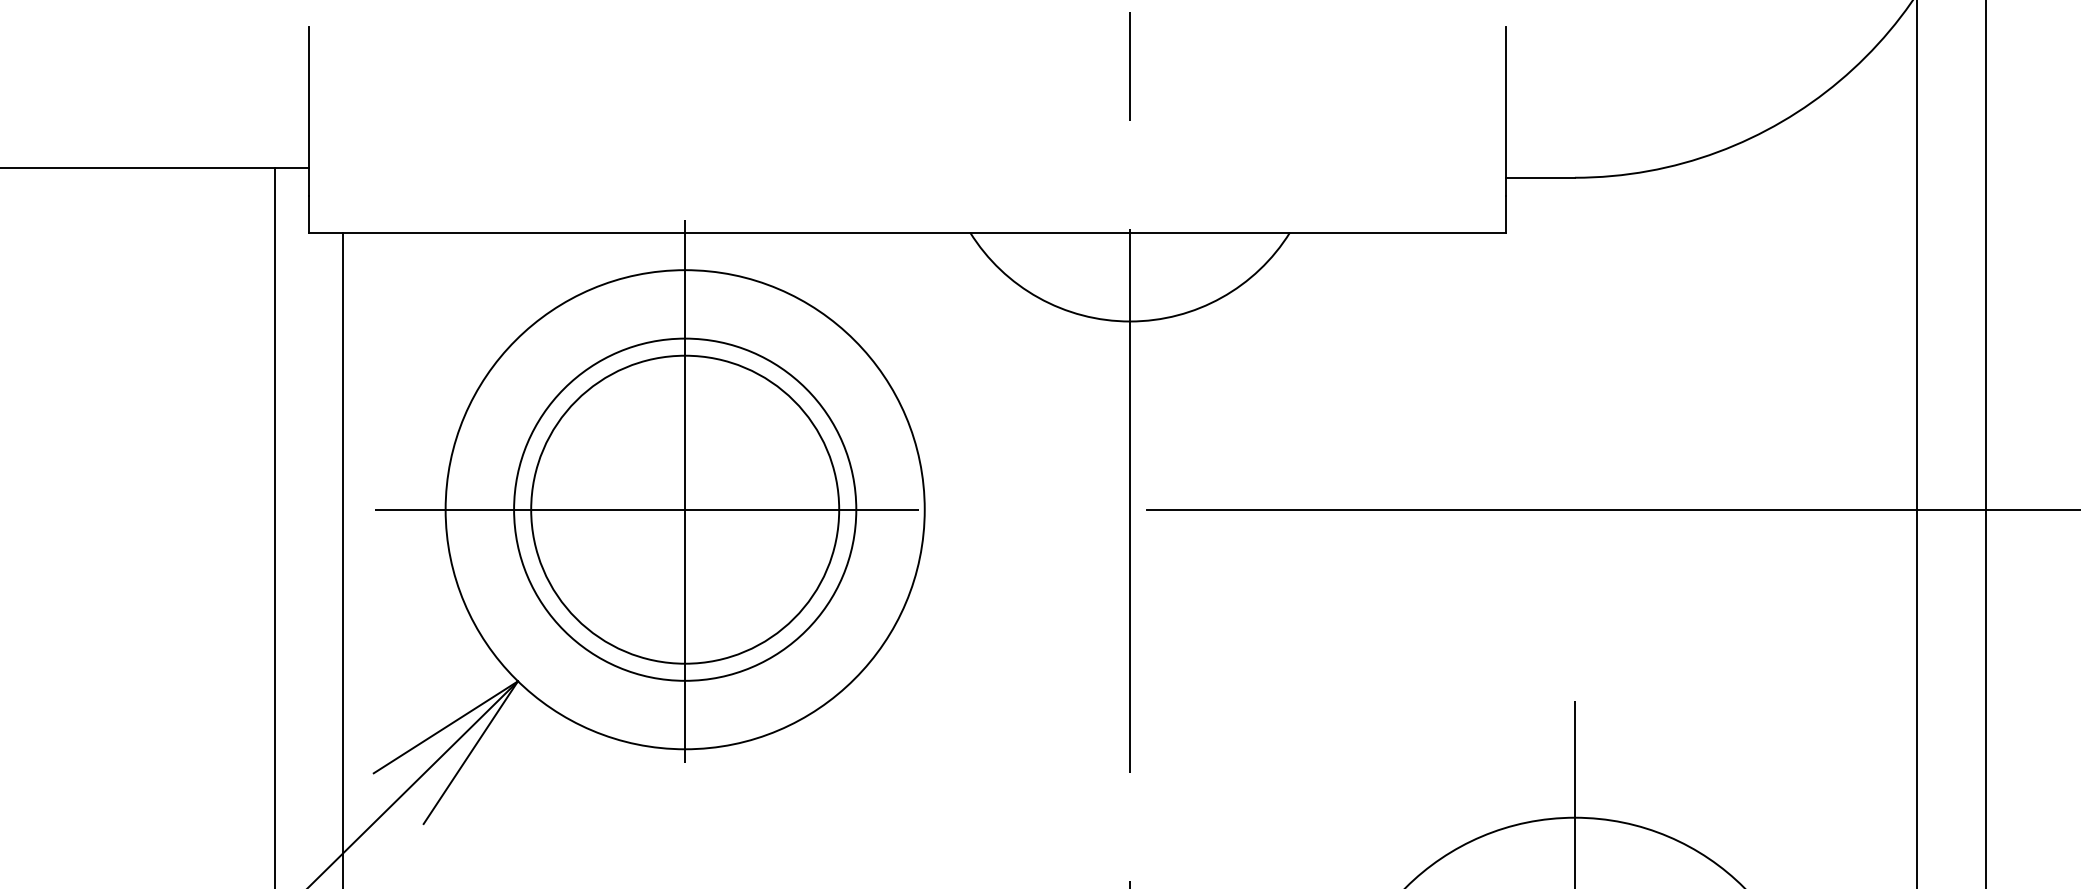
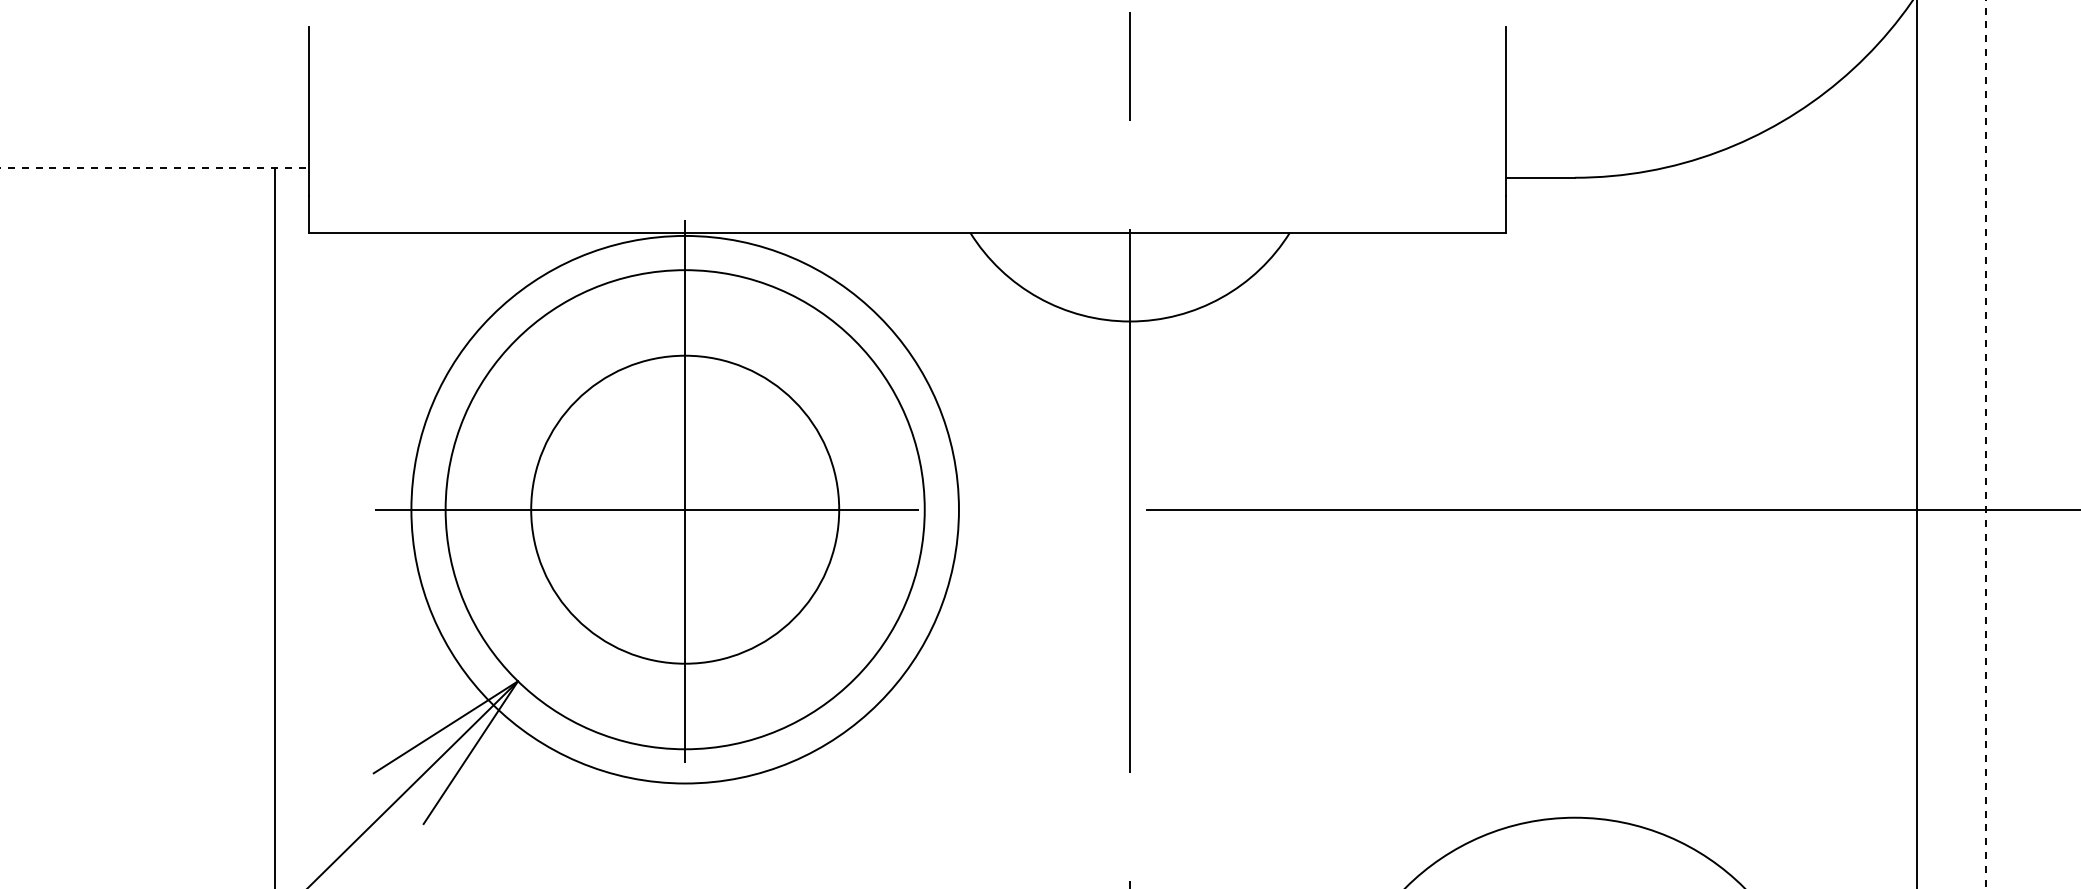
line: solid -> dashed (154, 167)
line: solid -> dashed (1985, 444)
circle diameter: 342 px -> 548 px (684, 509)
line: present -> none (342, 558)
line: present -> none (1574, 793)
